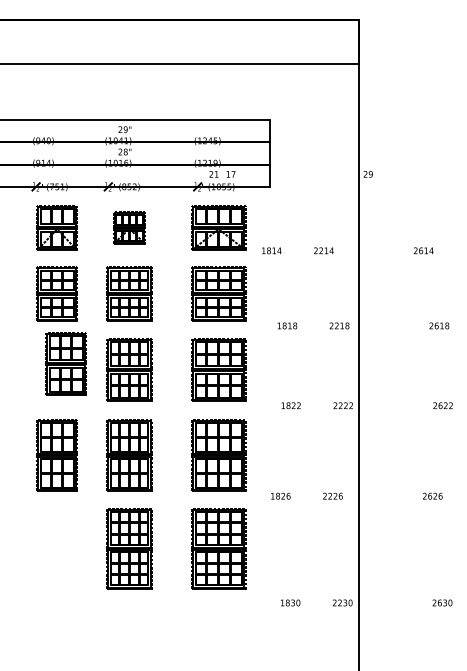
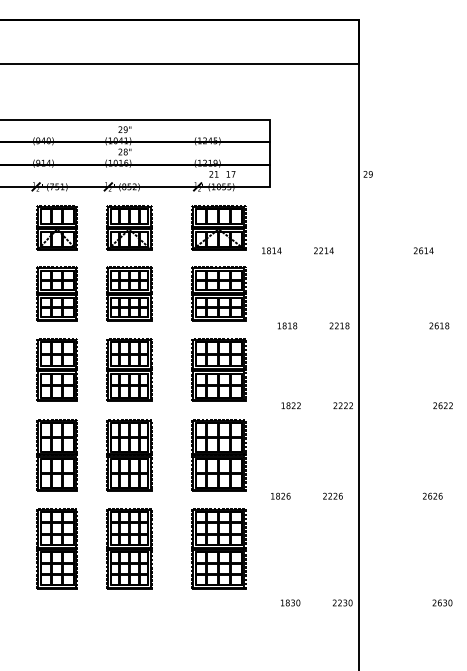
part size: 33x34 px -> 47x46 px (129, 227)
part position: (65, 363) -> (56, 369) (56, 369)
part: none -> present (56, 548)
